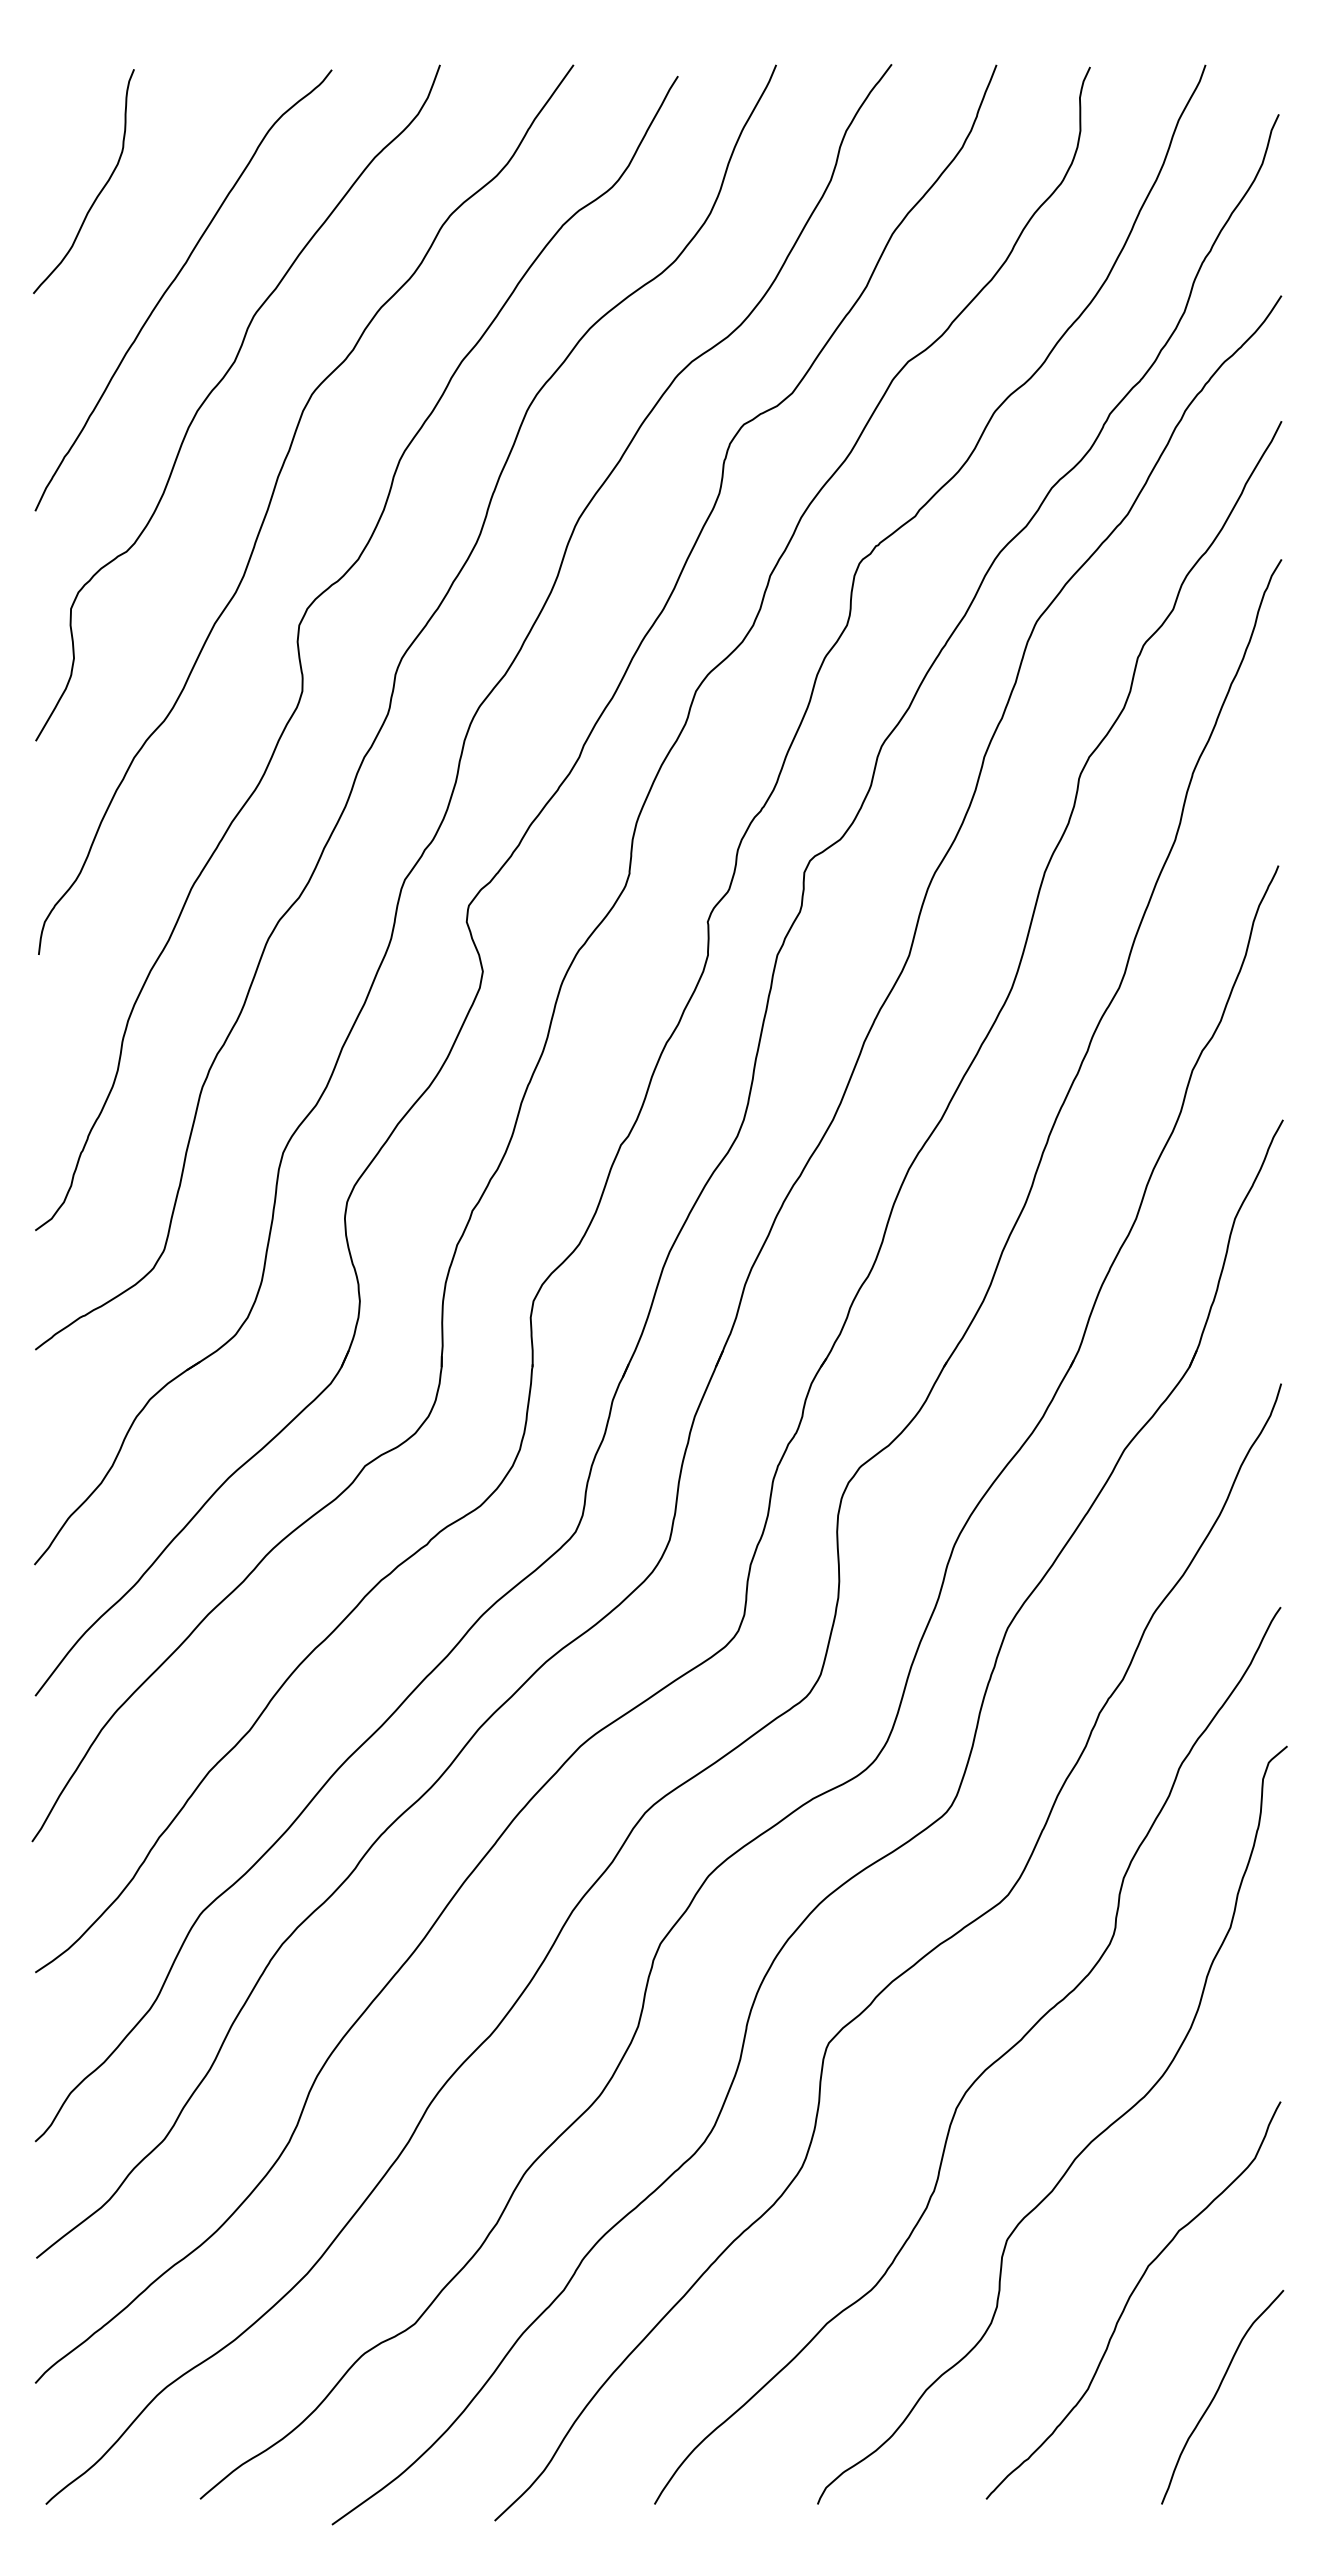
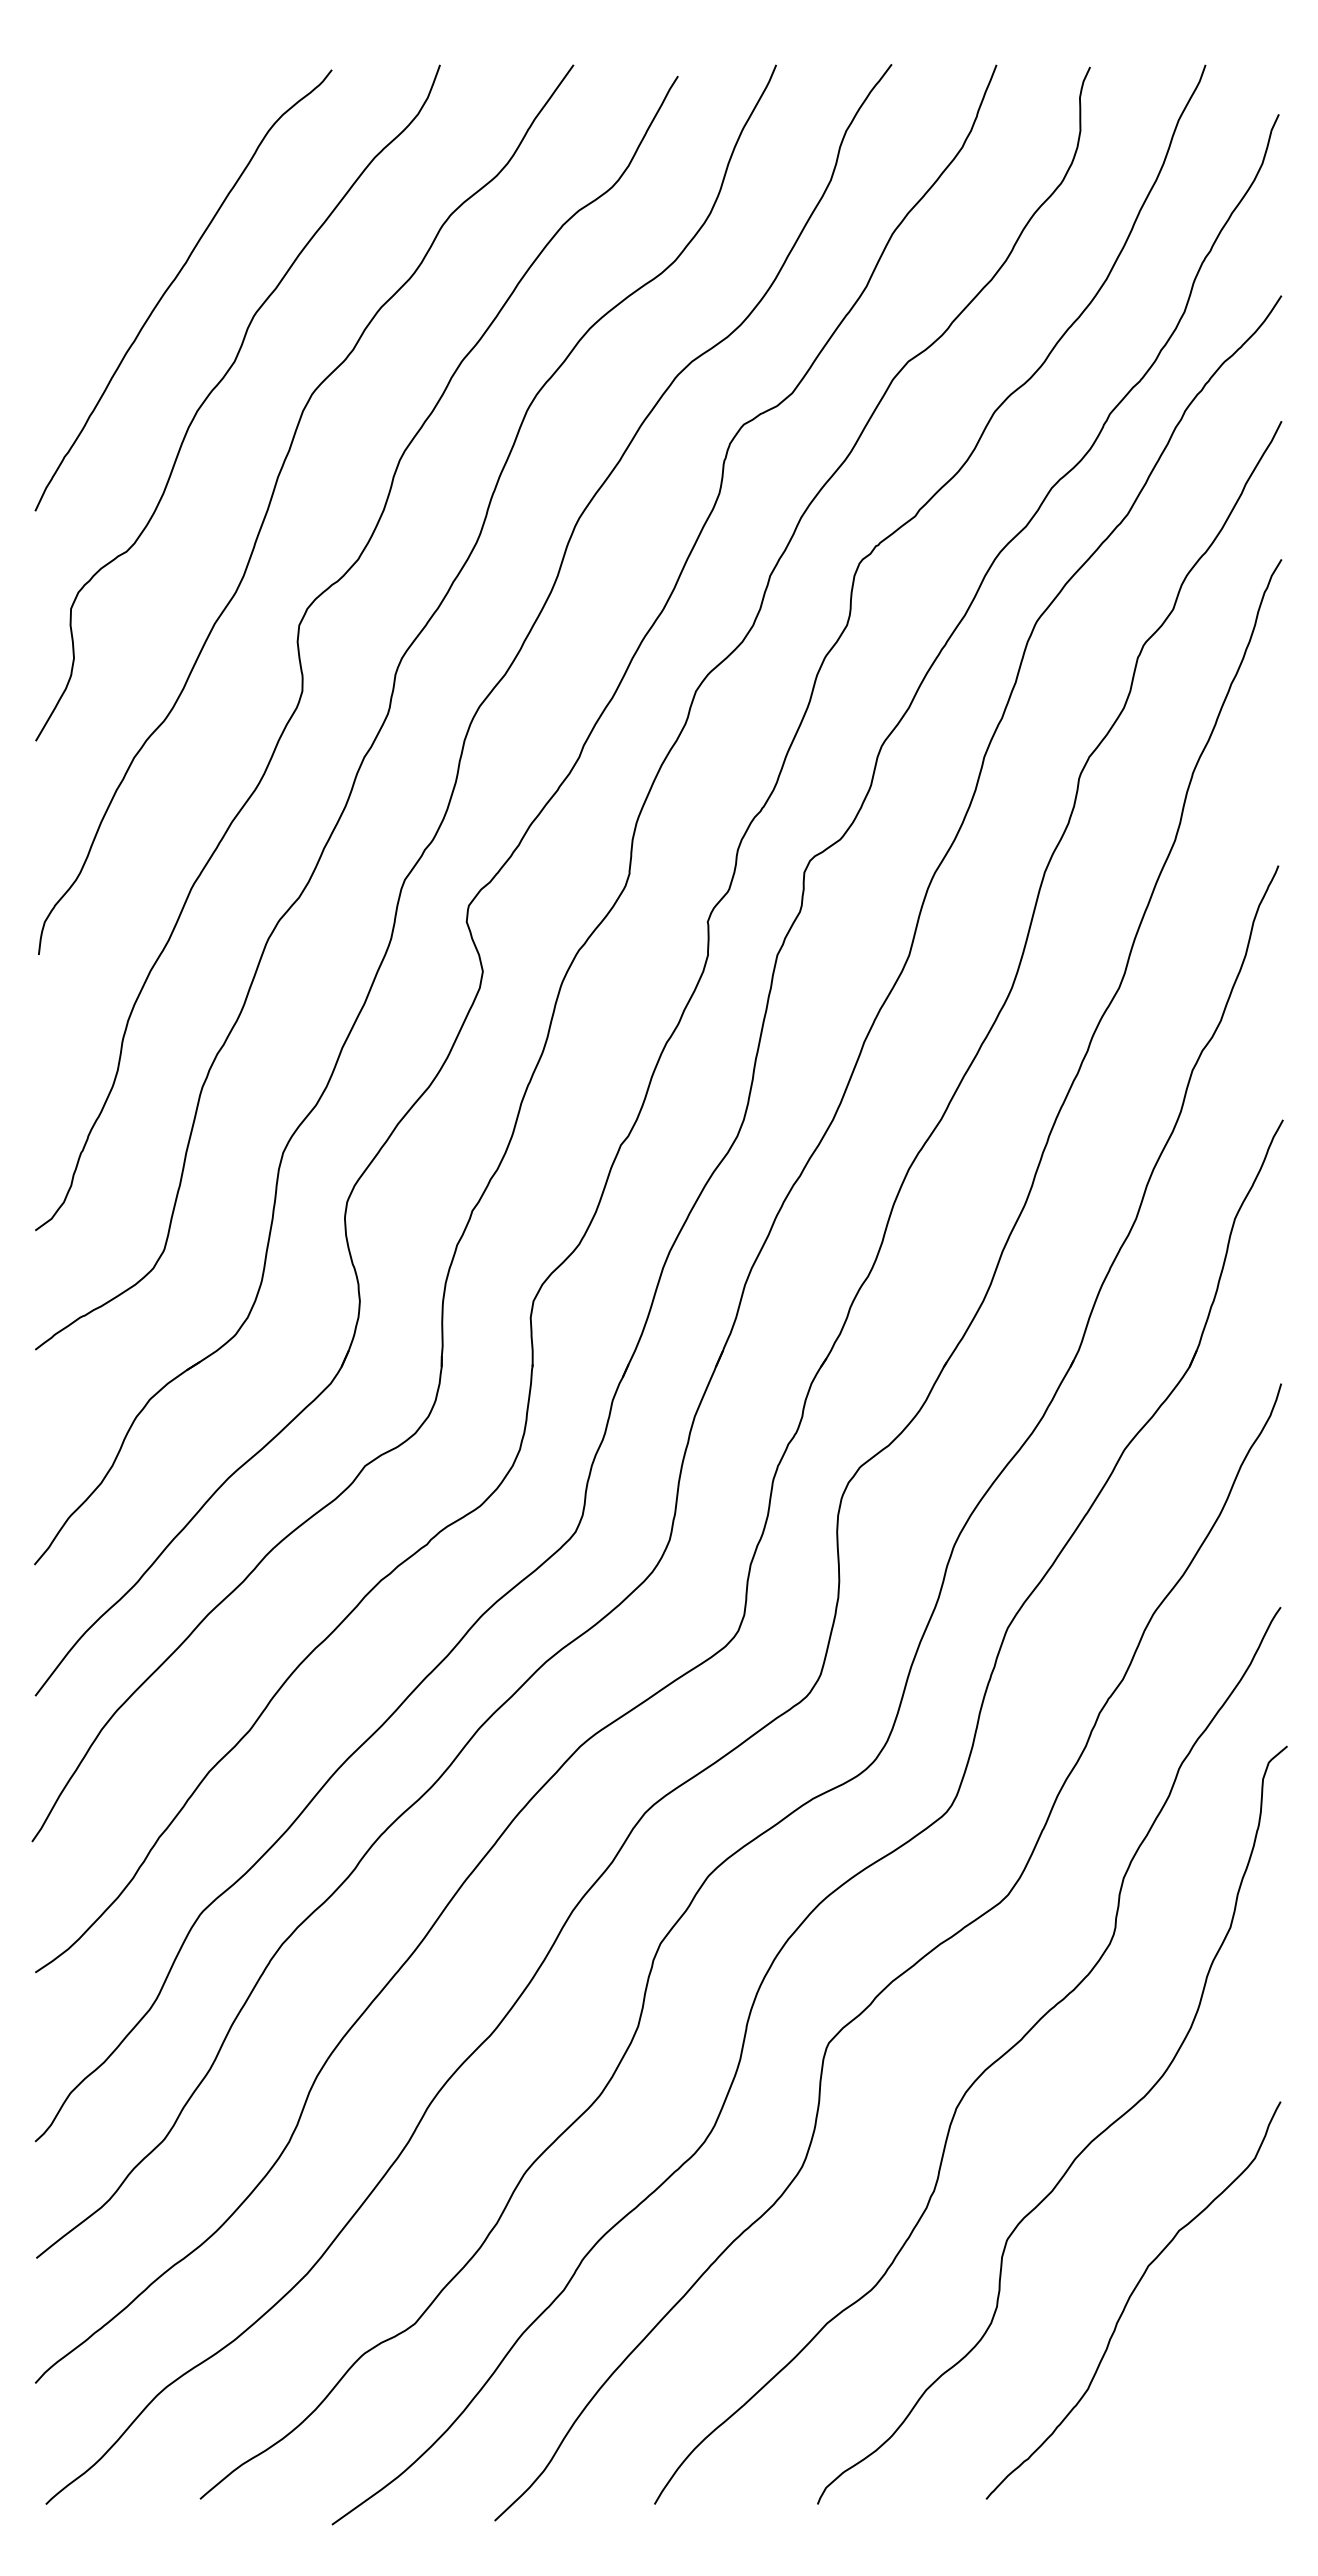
curve: present -> none (97, 194)
curve: present -> none (1217, 2393)
